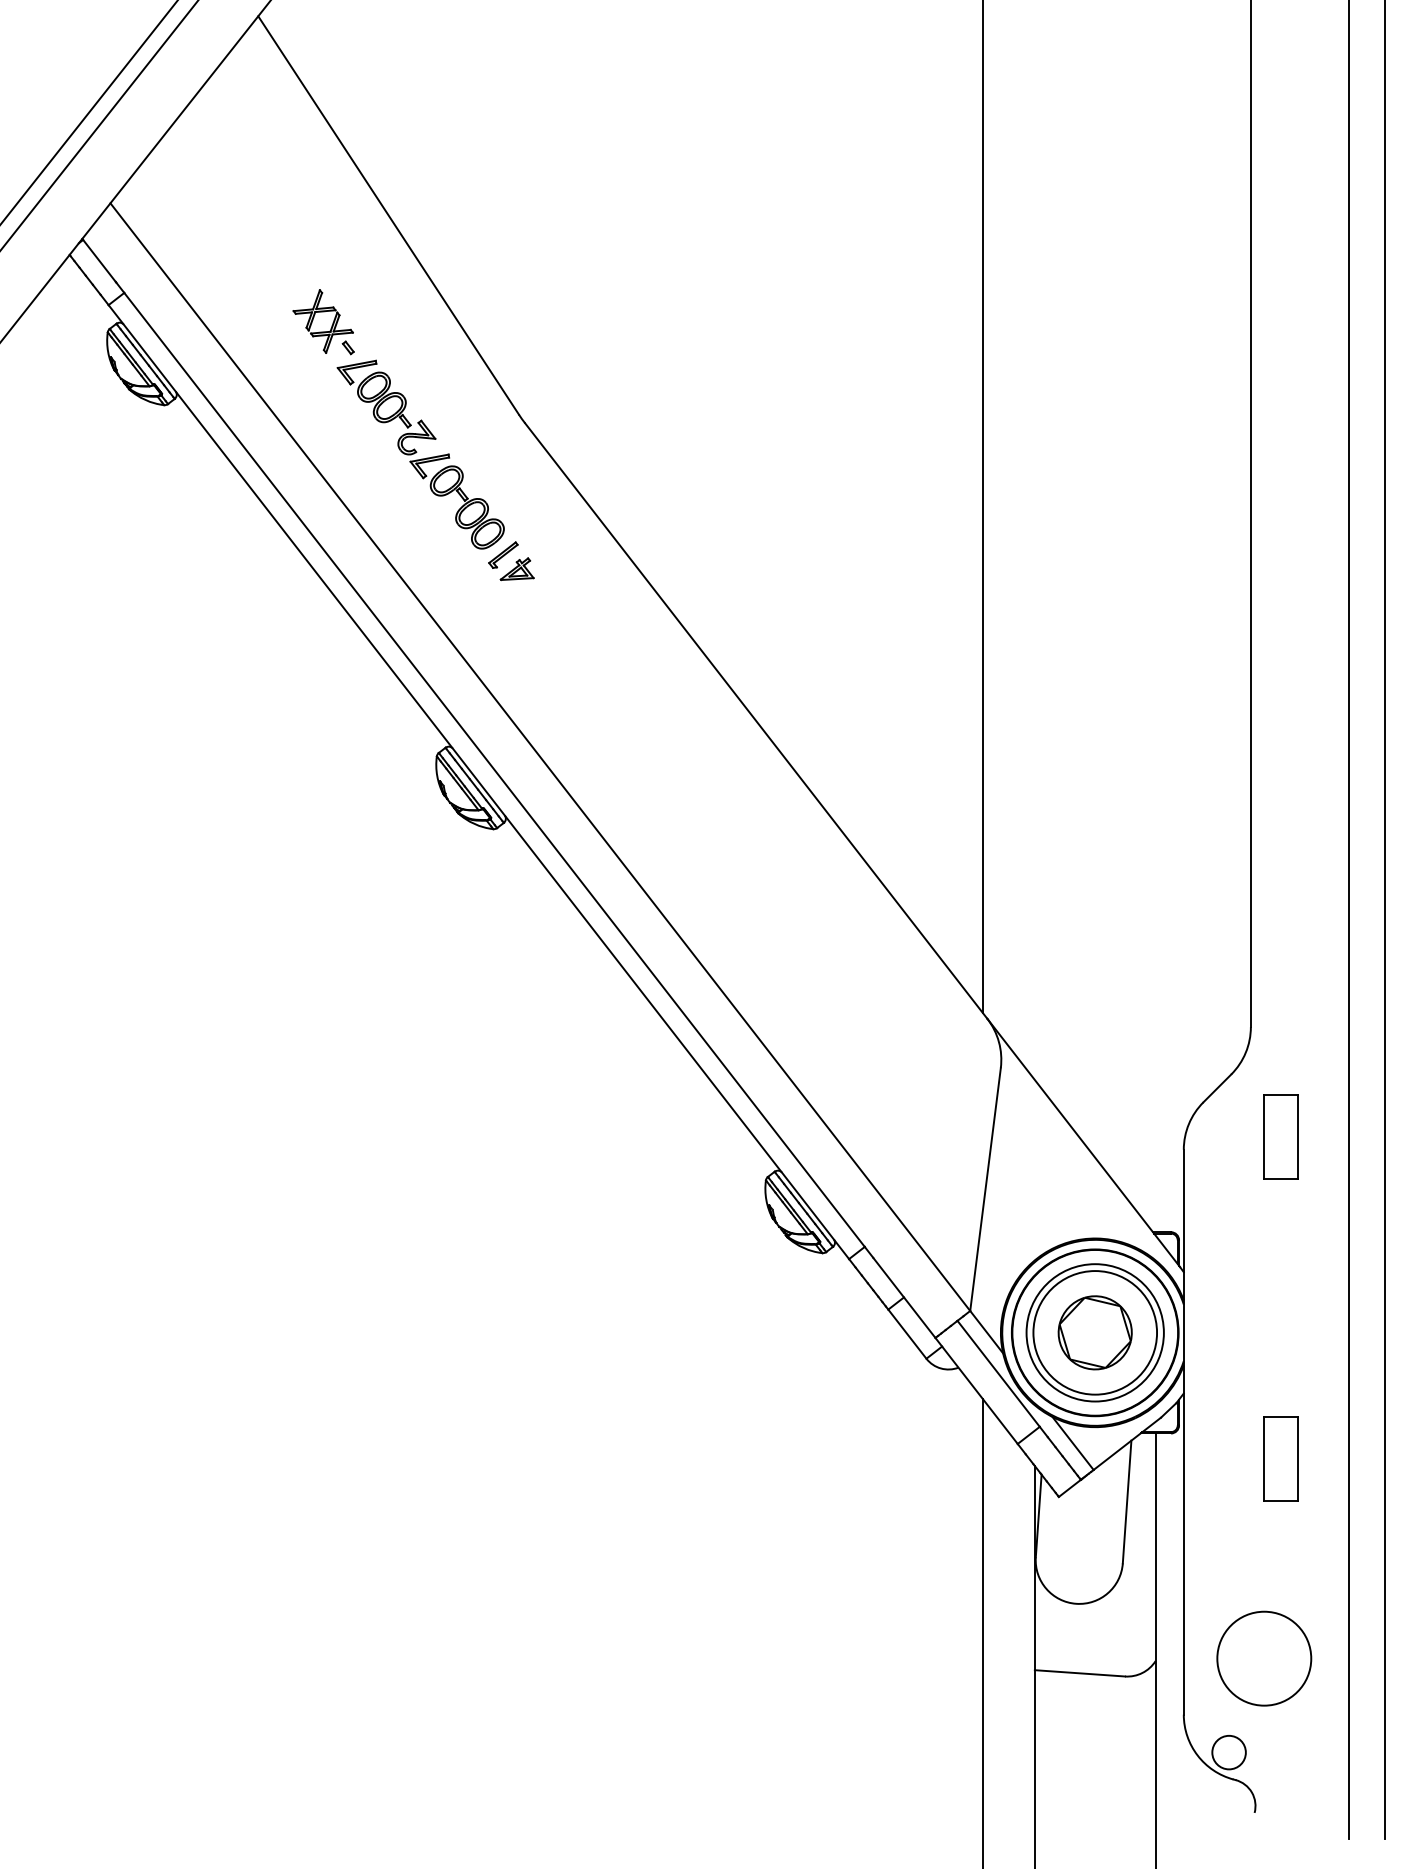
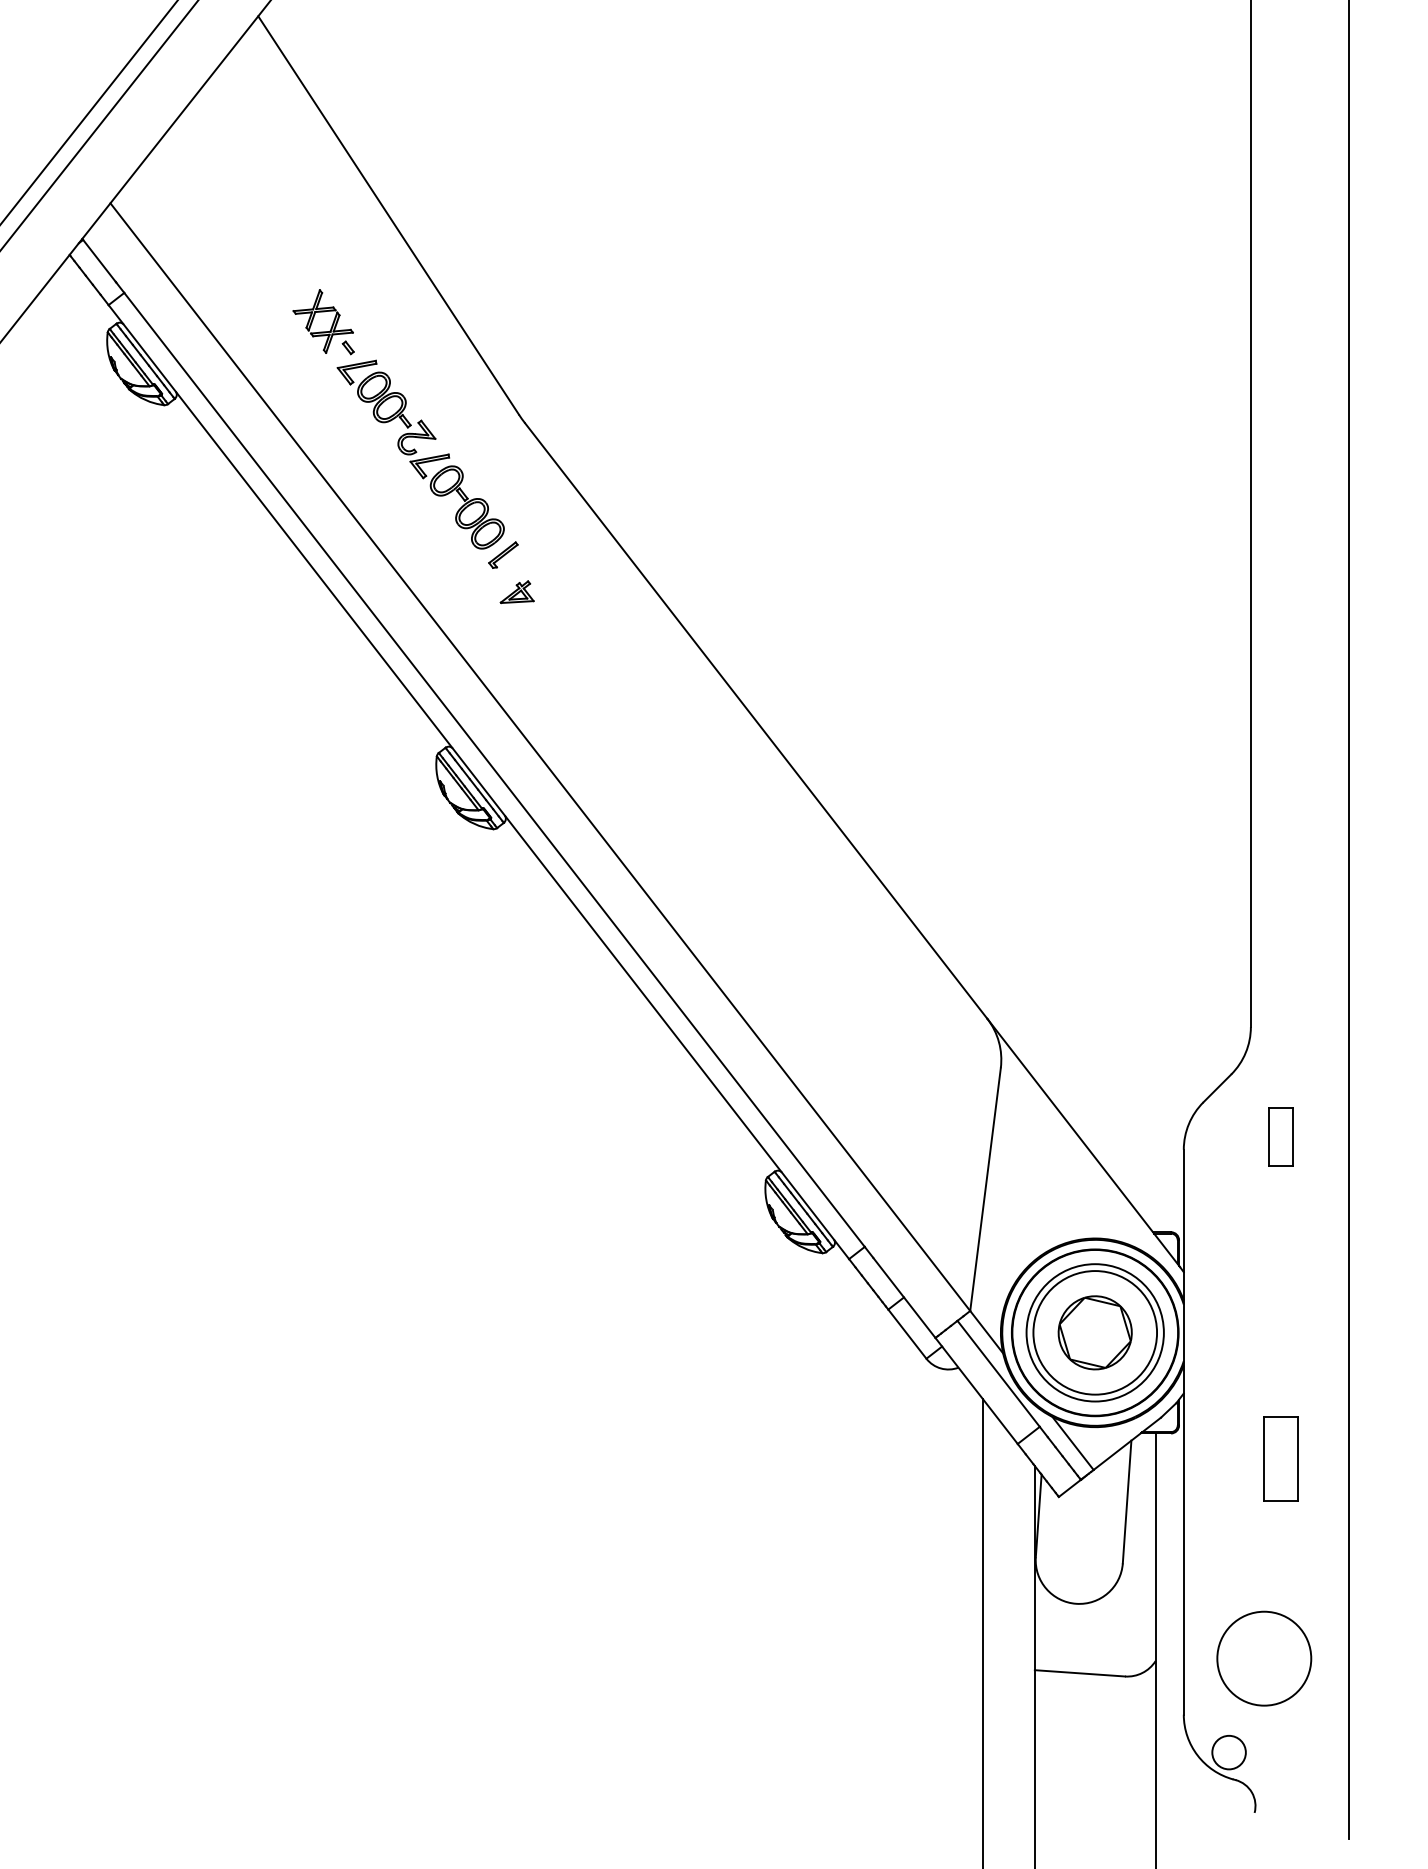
line: present -> none (982, 507)
part position: (516, 569) -> (516, 592) (516, 592)
line: present -> none (1385, 920)
part size: 36x86 px -> 26x60 px (1280, 1136)
